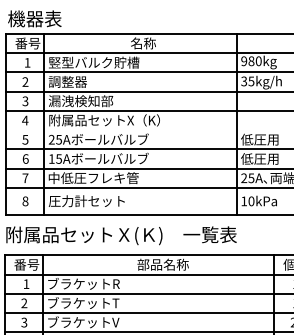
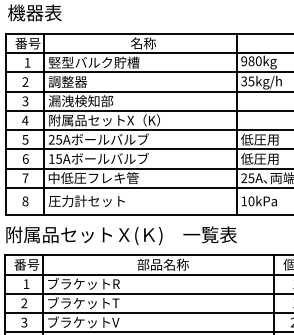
text position: (34, 18) -> (34, 12) (34, 12)
line: none -> present (147, 130)
